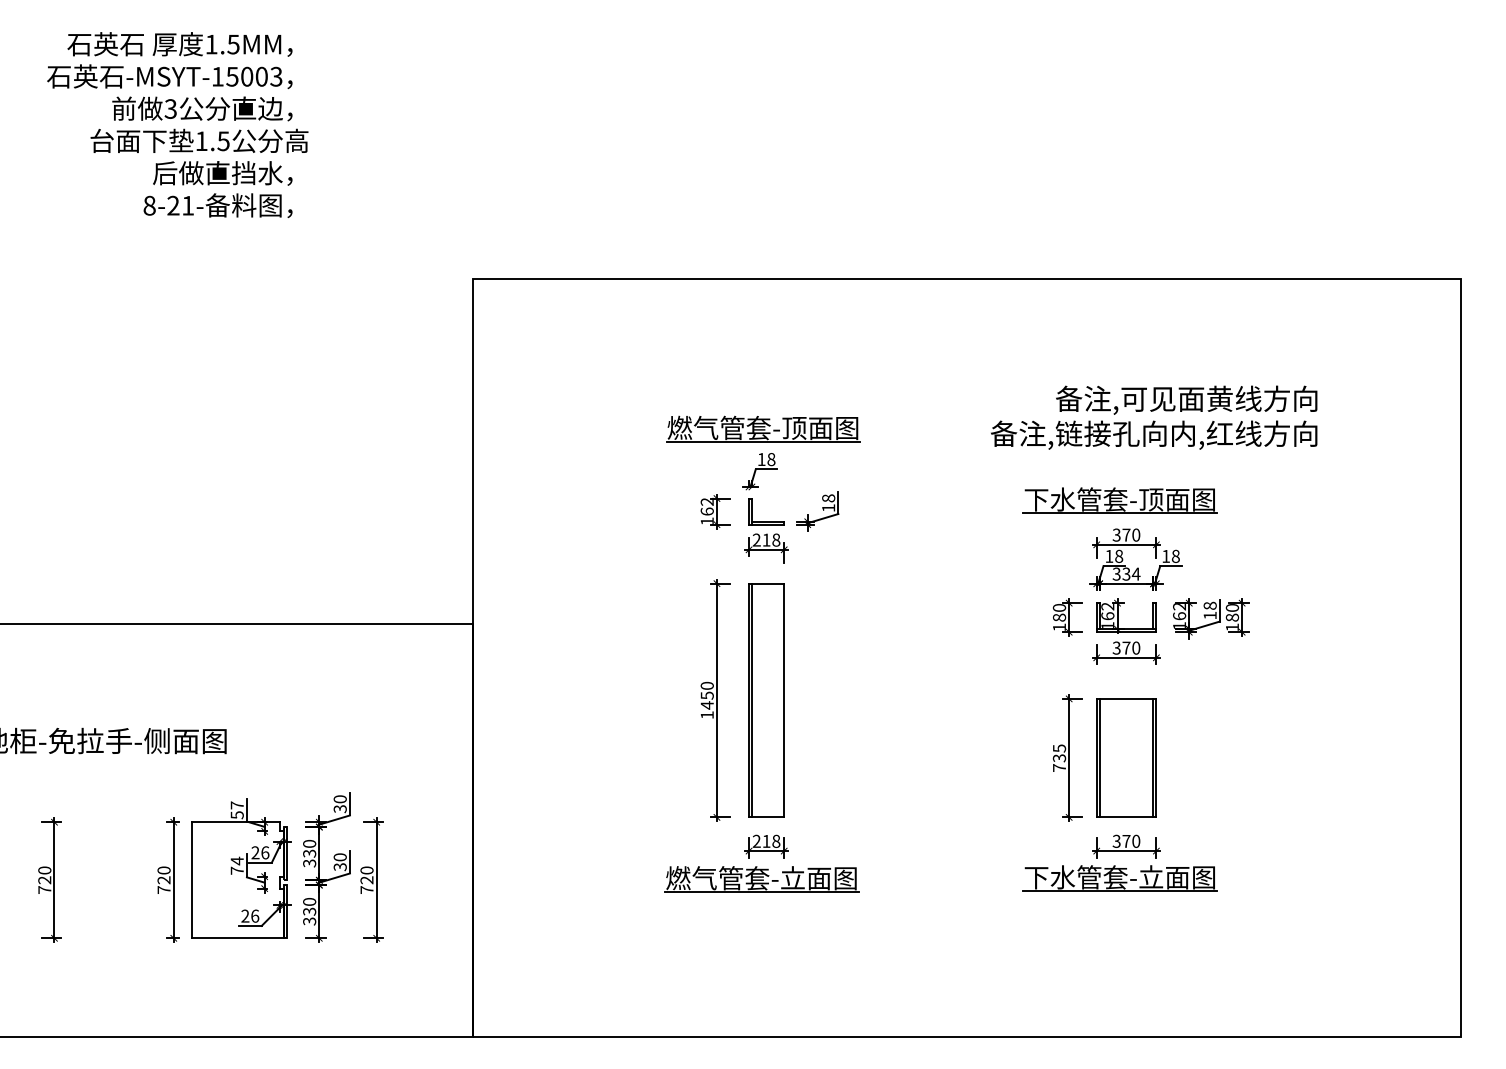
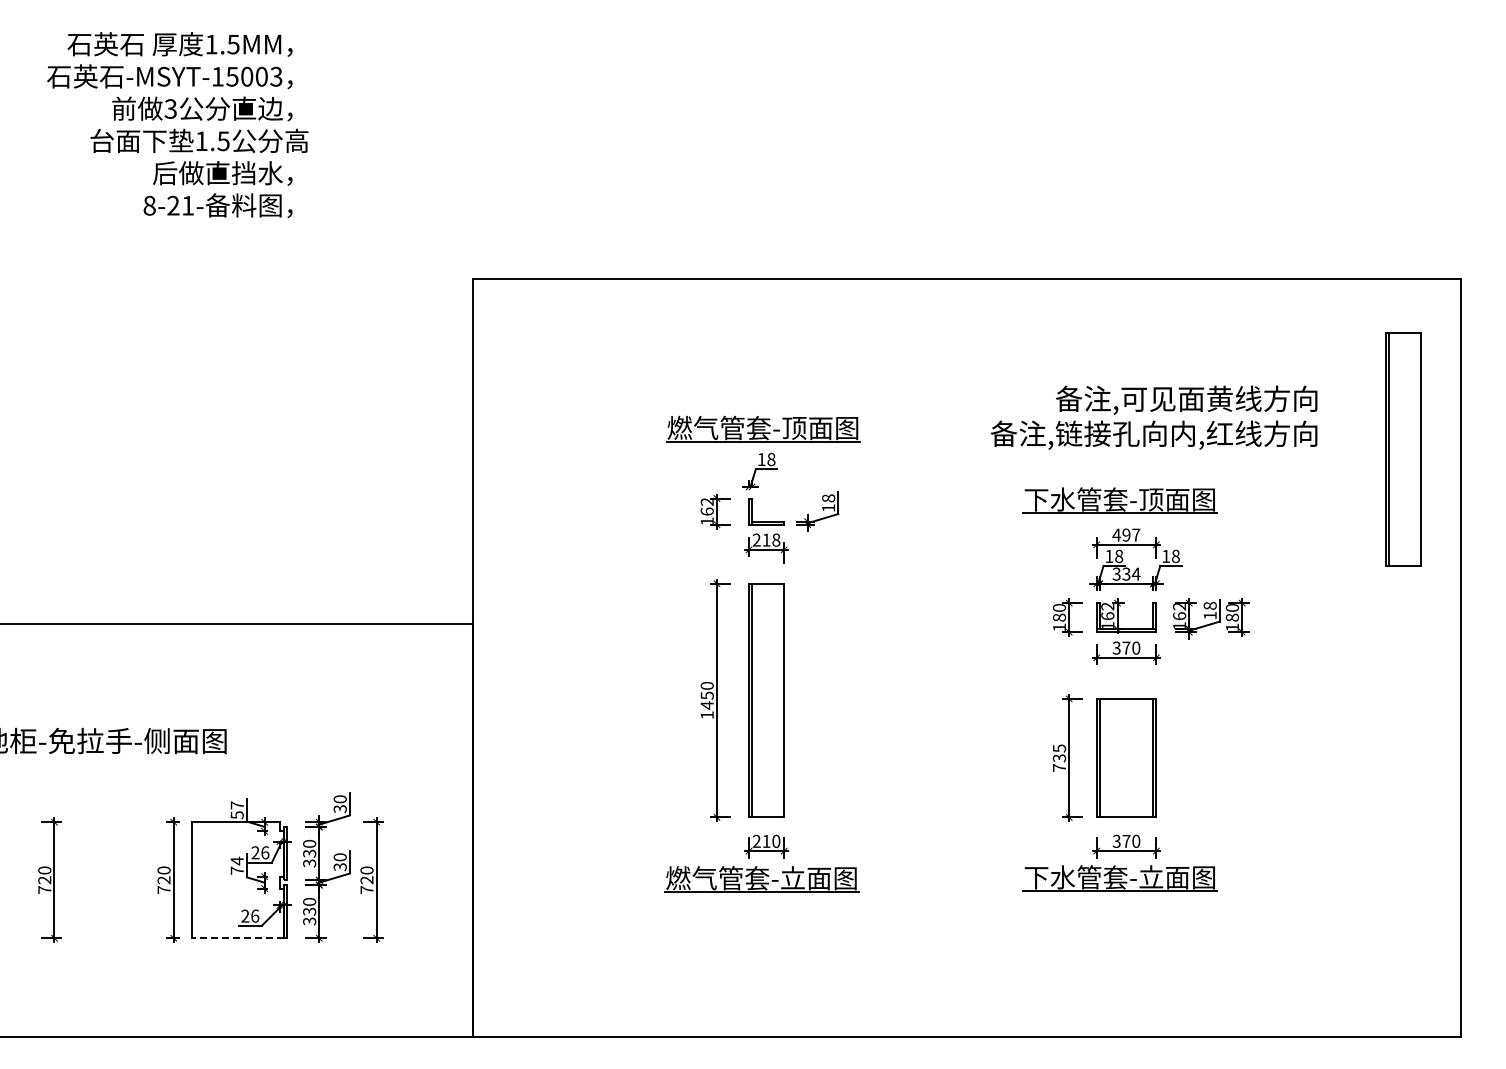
part: none -> present (1403, 449)
text: 370 -> 497 (1126, 534)
text: 218 -> 210 (776, 841)
line: solid -> dashed (238, 938)
